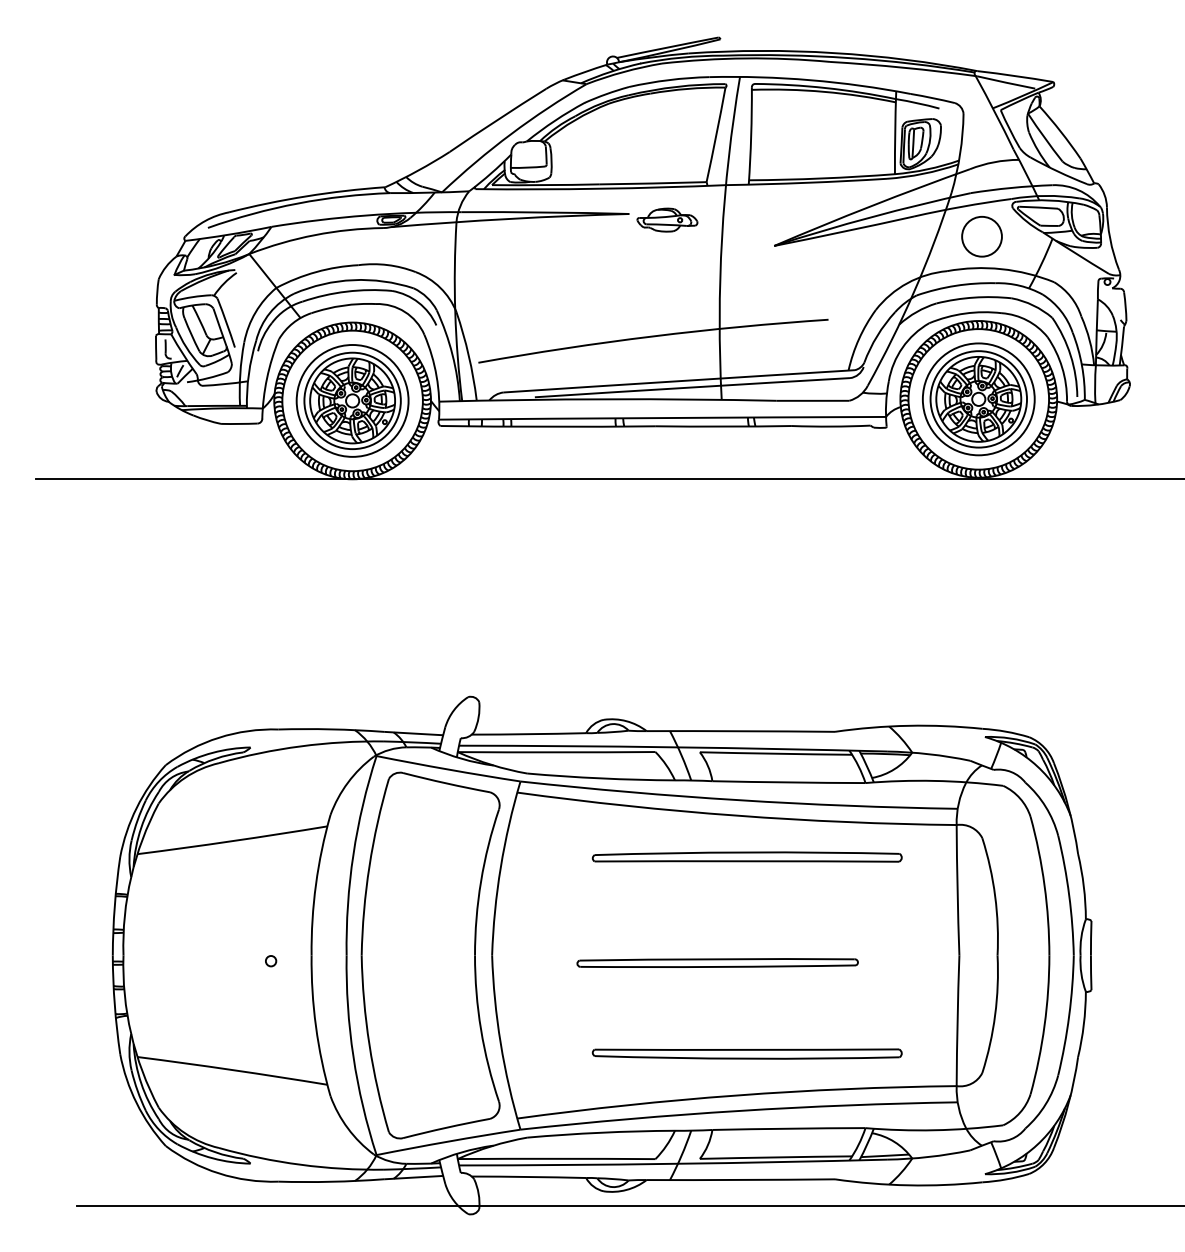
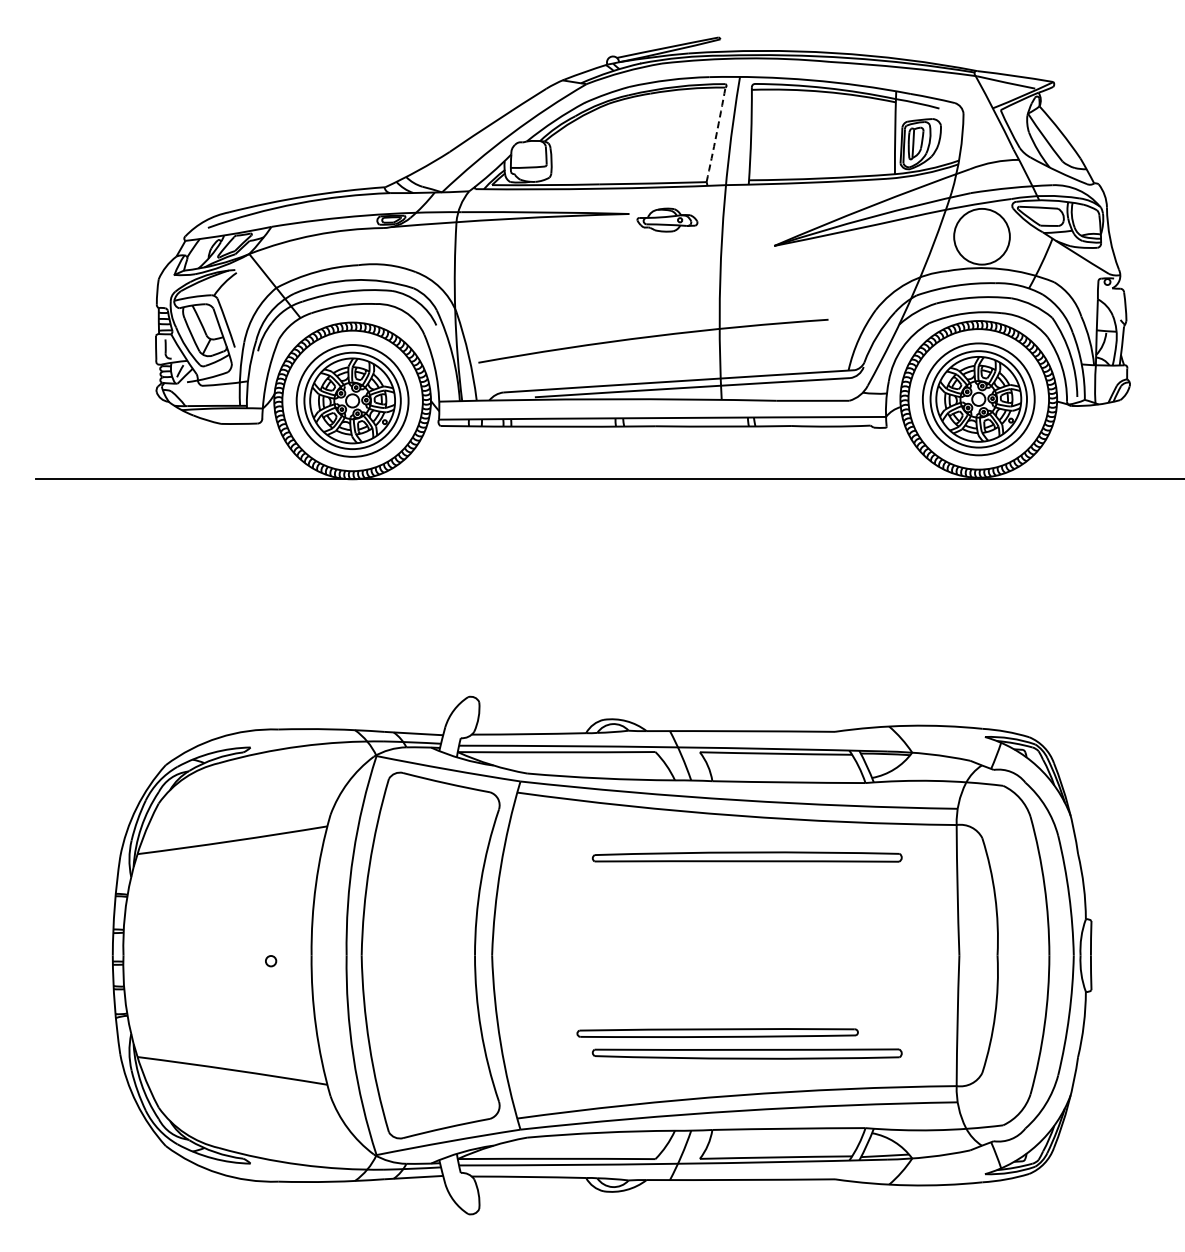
arc: solid -> dashed (716, 134)
circle diameter: 40 px -> 56 px (981, 236)
part position: (717, 962) -> (717, 1032) (717, 1032)
line: present -> none (629, 1205)
